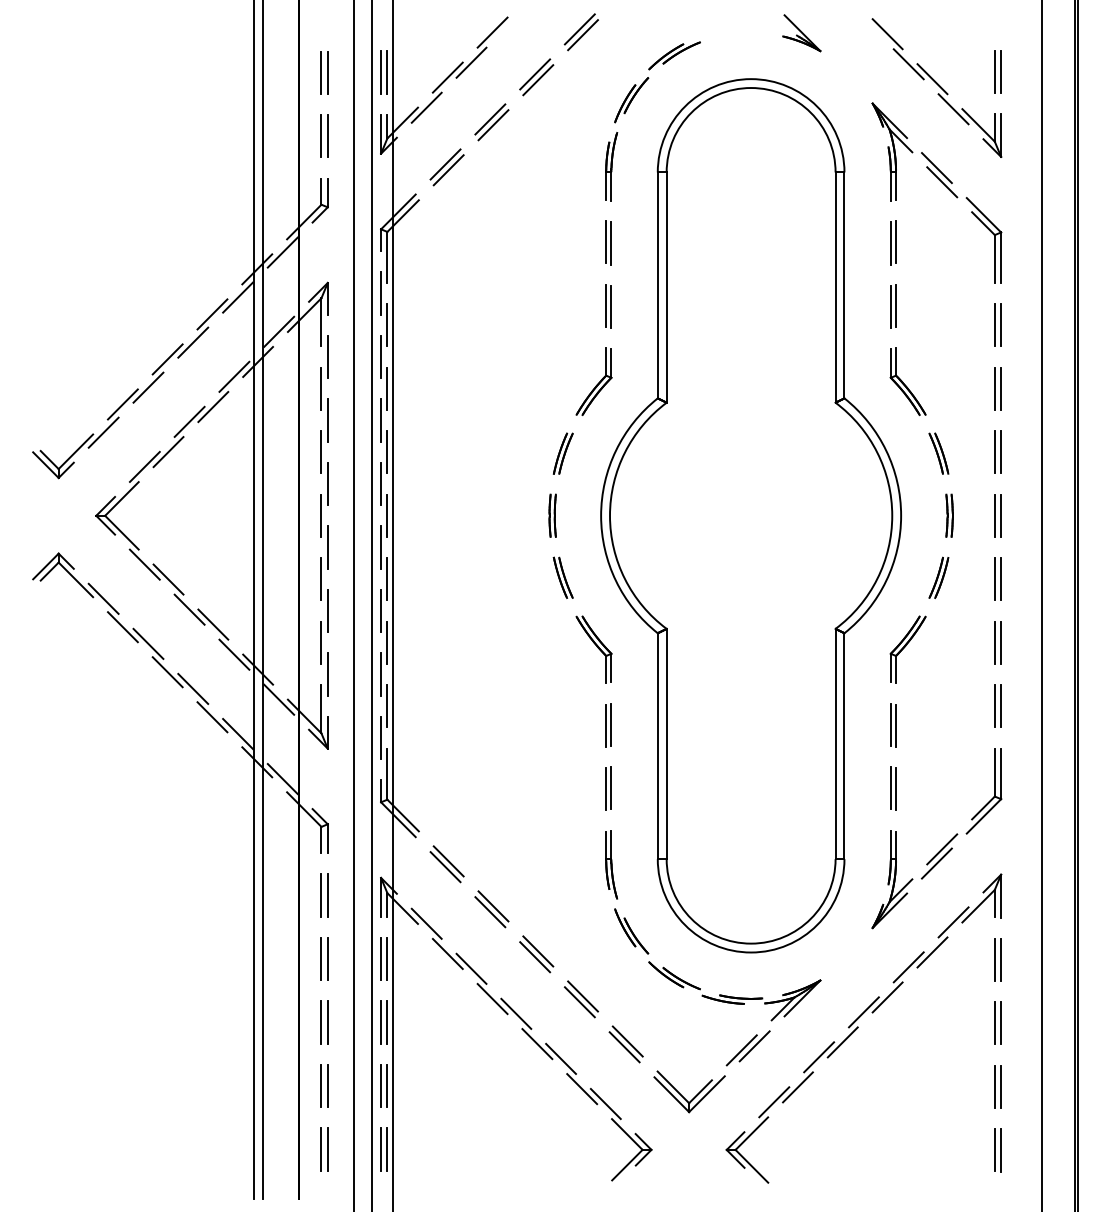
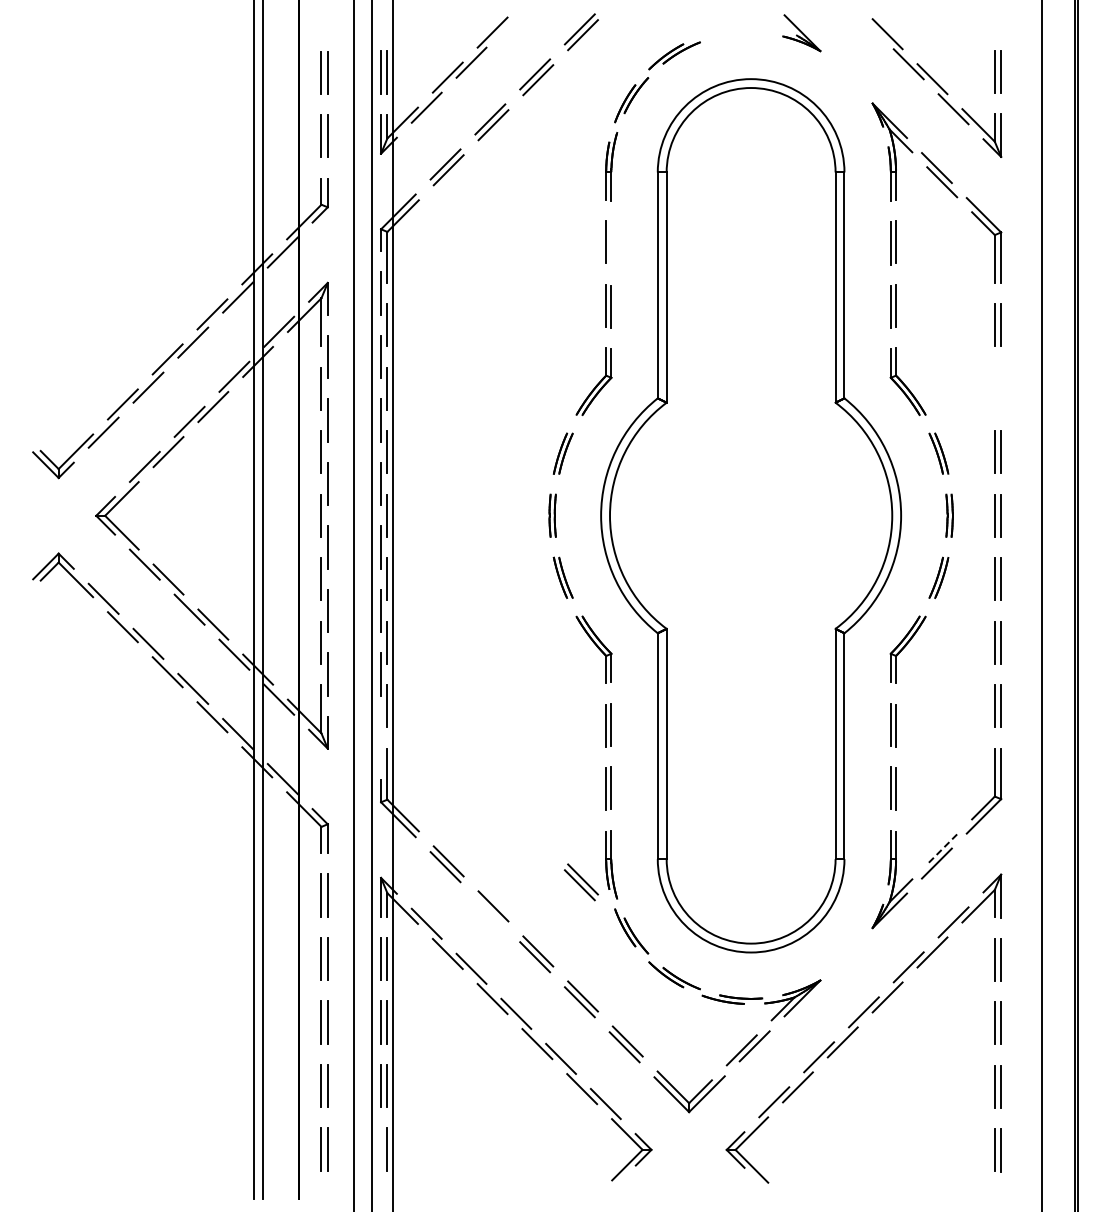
line: present -> none (611, 243)
part: present -> none (997, 388)
line: present -> none (381, 737)
line: solid -> dashed (941, 849)
part: none -> present (580, 882)
line: present -> none (490, 912)
line: present -> none (381, 1149)
